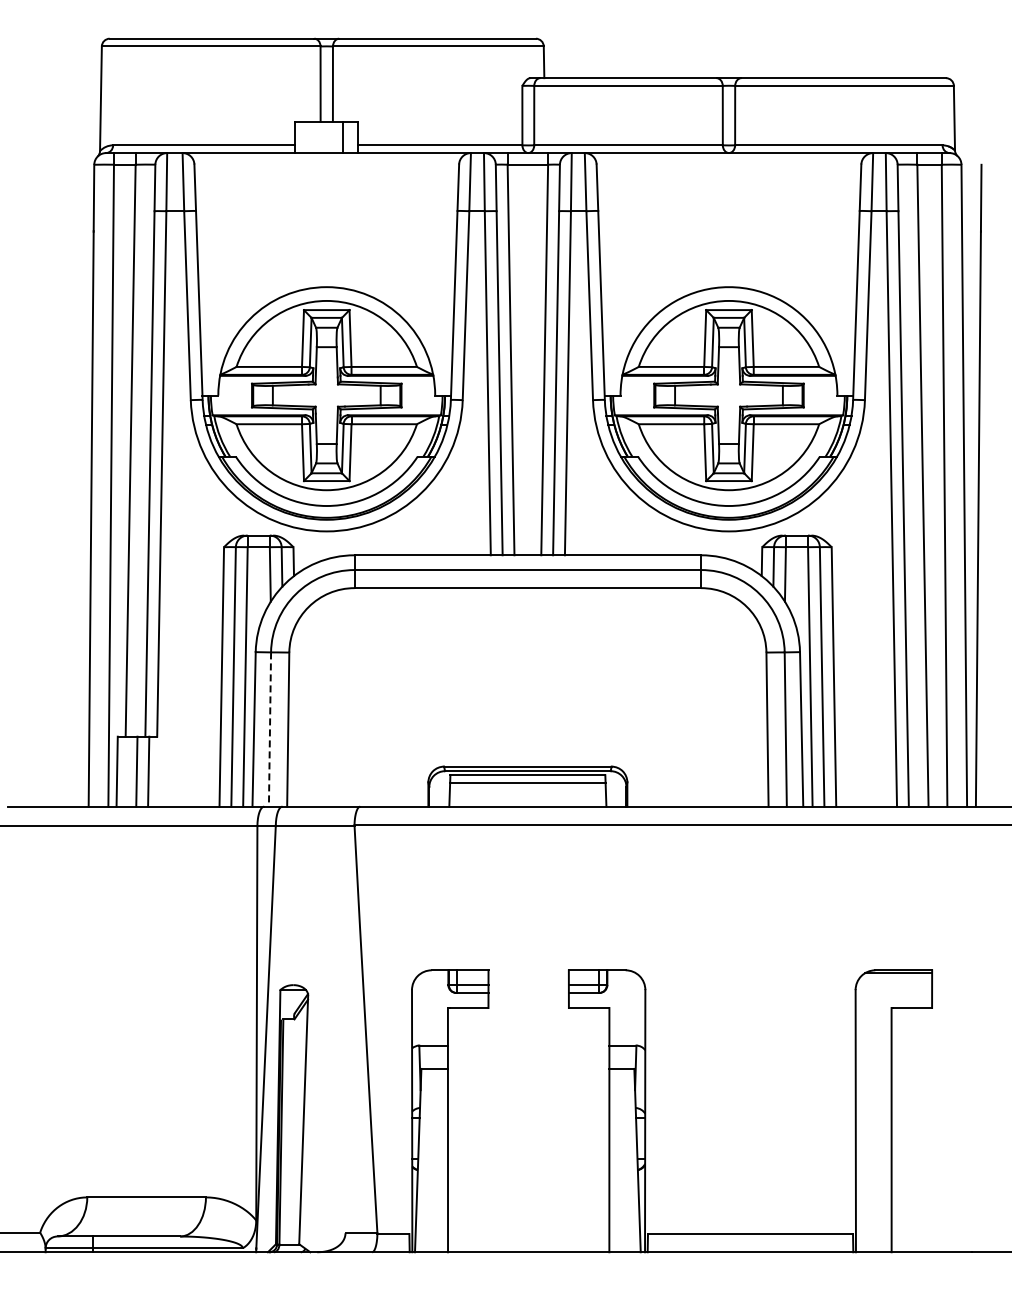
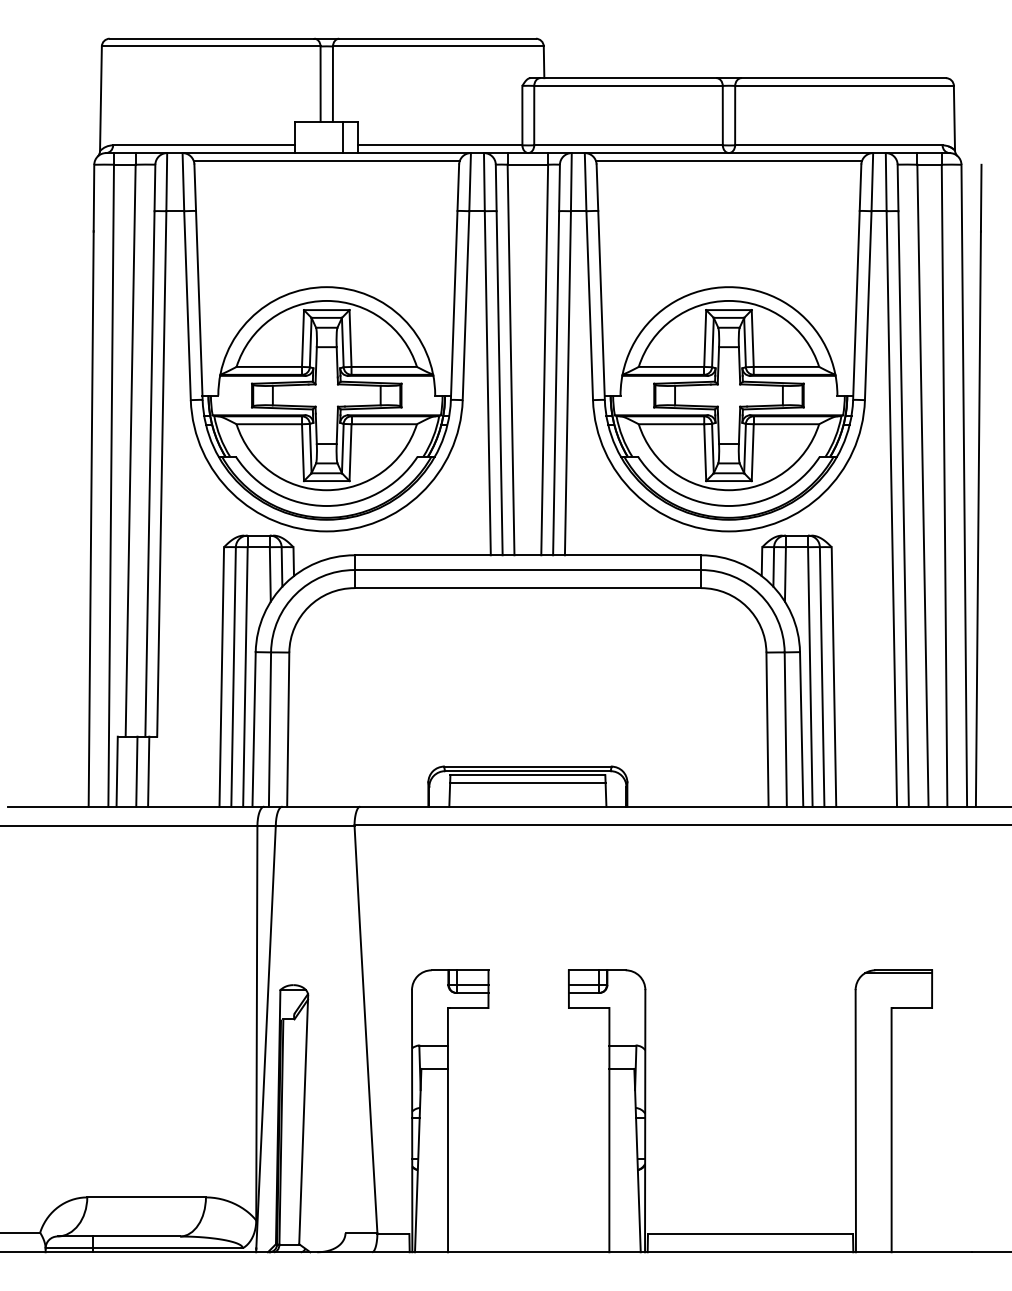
line: none -> present (326, 160)
line: none -> present (728, 160)
line: dashed -> solid (269, 730)
